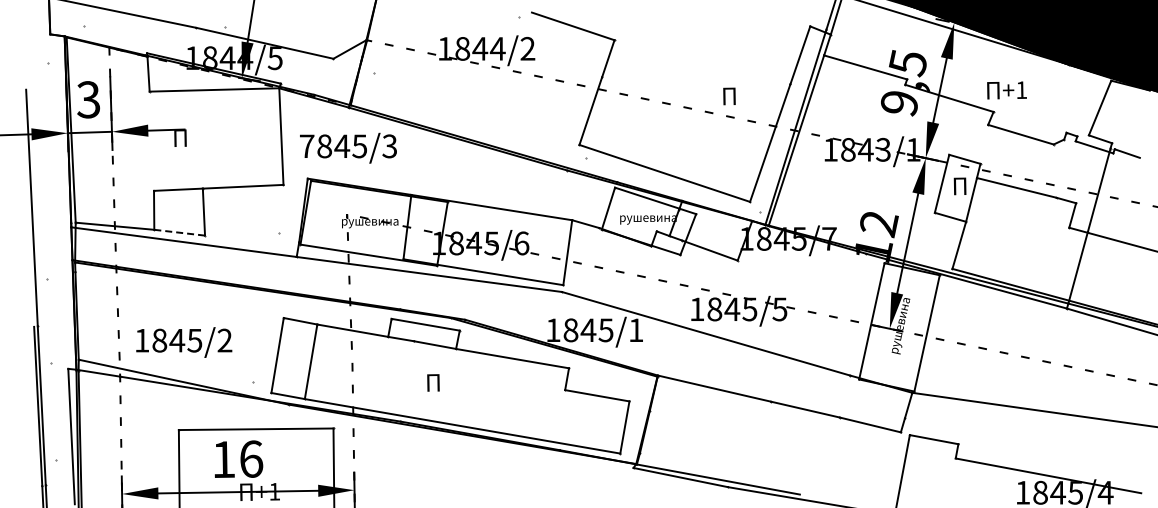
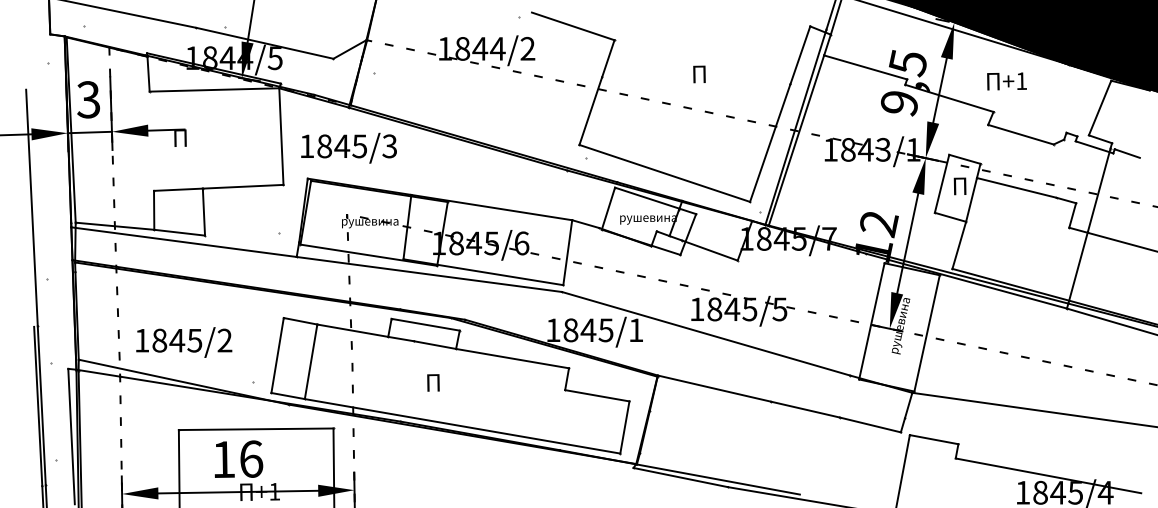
text position: (1006, 90) -> (1006, 81) (1006, 81)
text position: (729, 96) -> (699, 74) (699, 74)
text: 7845/3 -> 1845/3 (307, 145)
line: dashed -> solid (179, 232)
